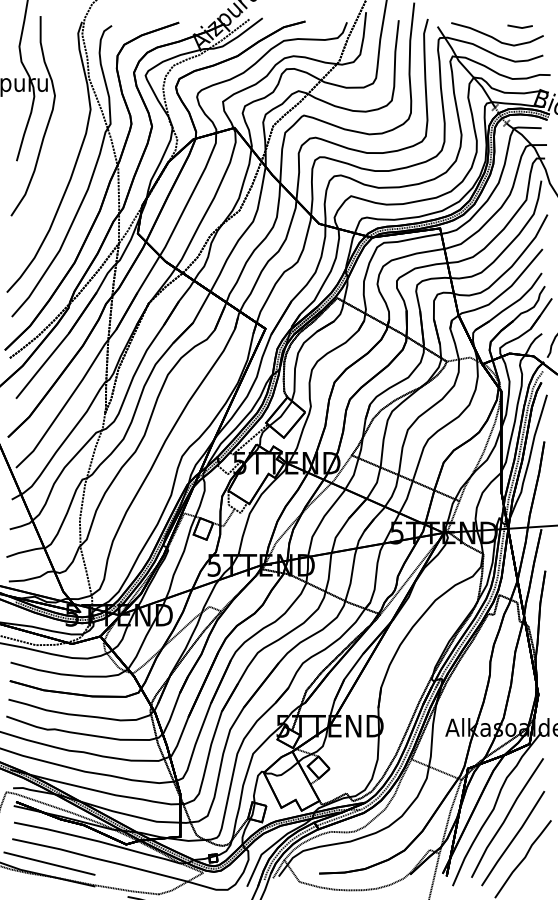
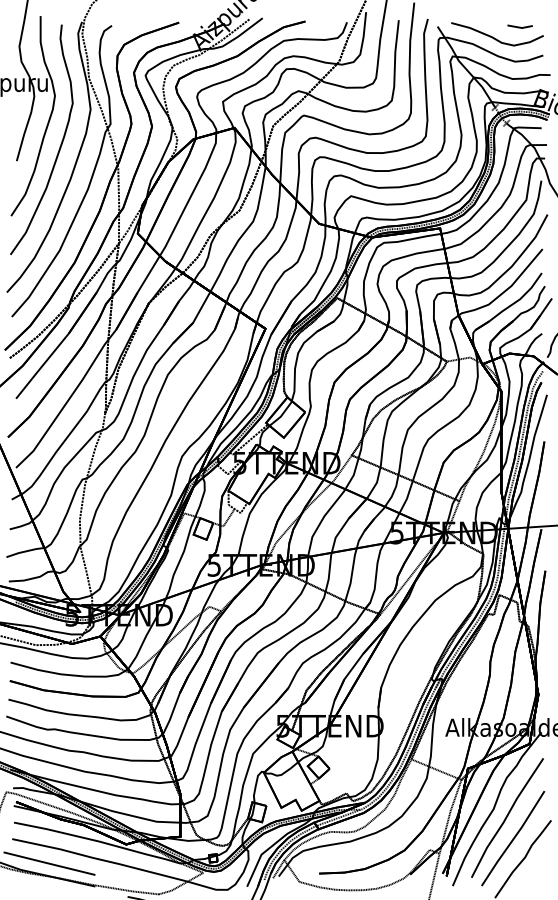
part: none -> present (59, 146)
